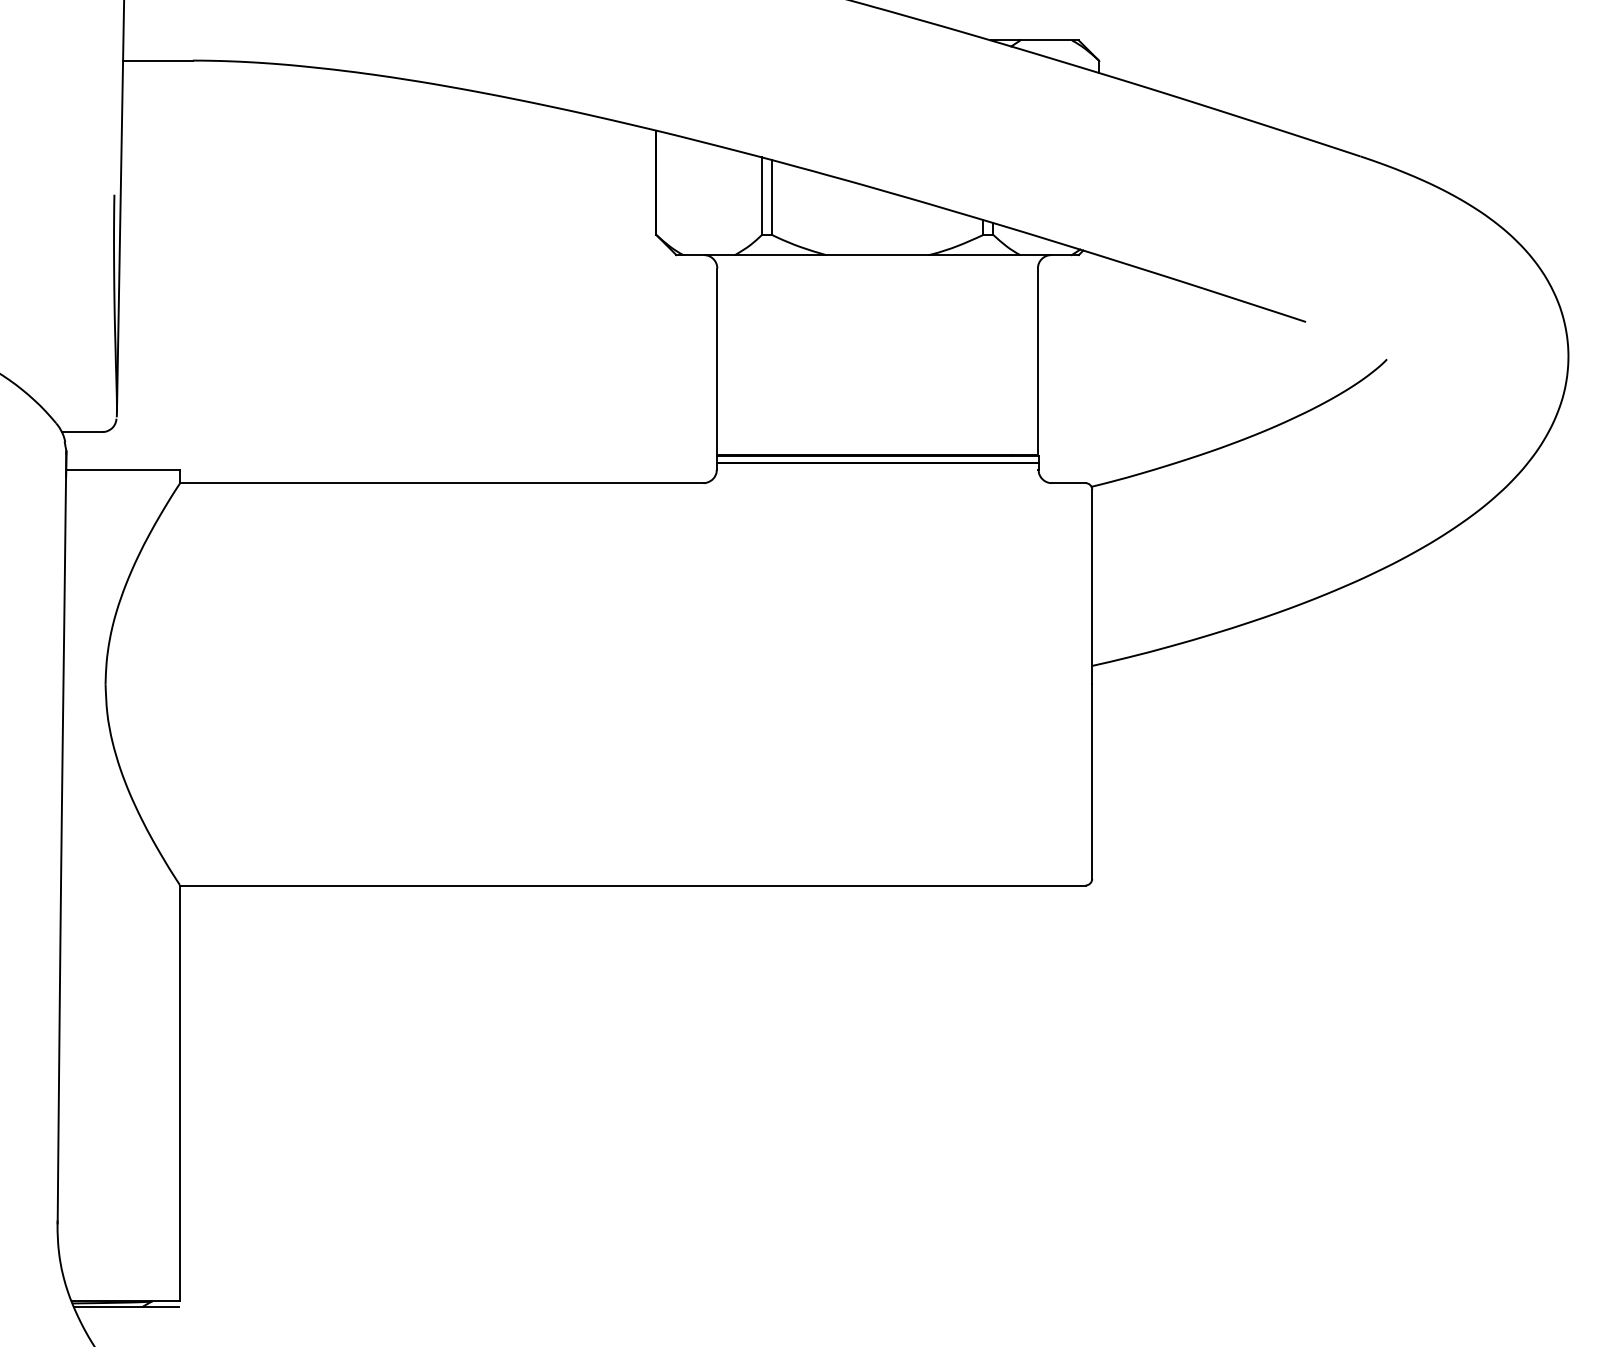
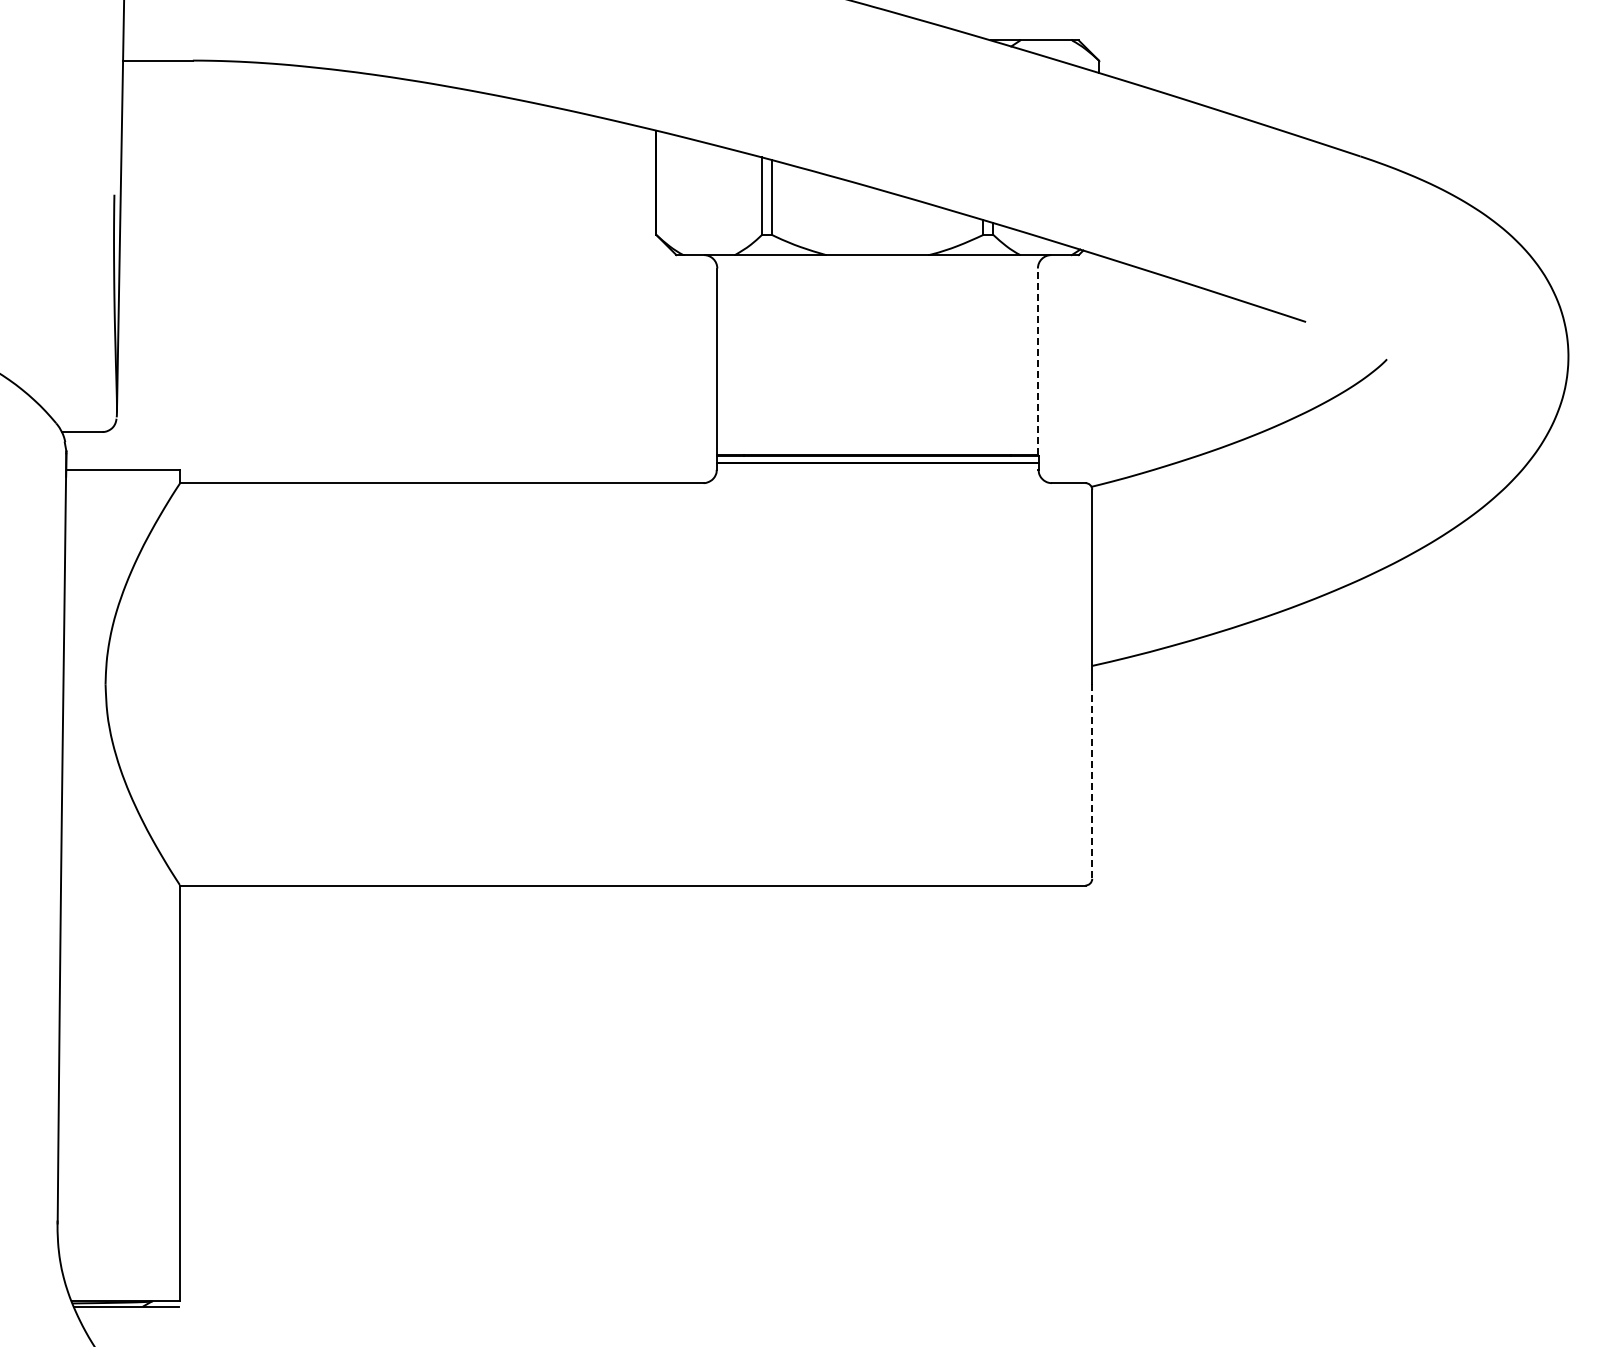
line: solid -> dashed (1037, 361)
line: solid -> dashed (1092, 782)
